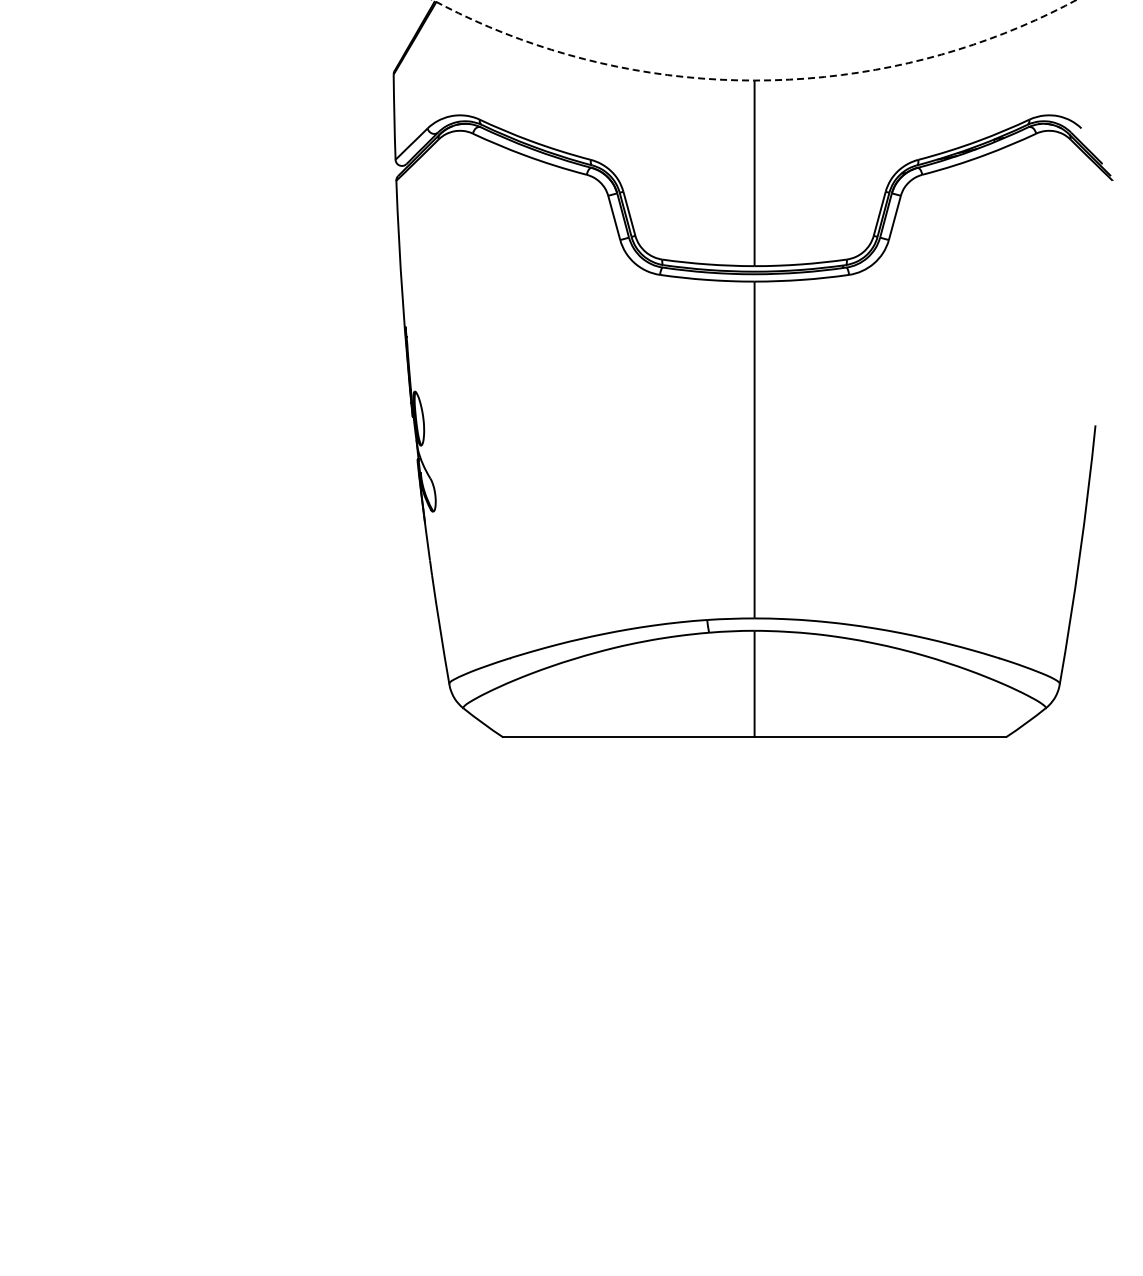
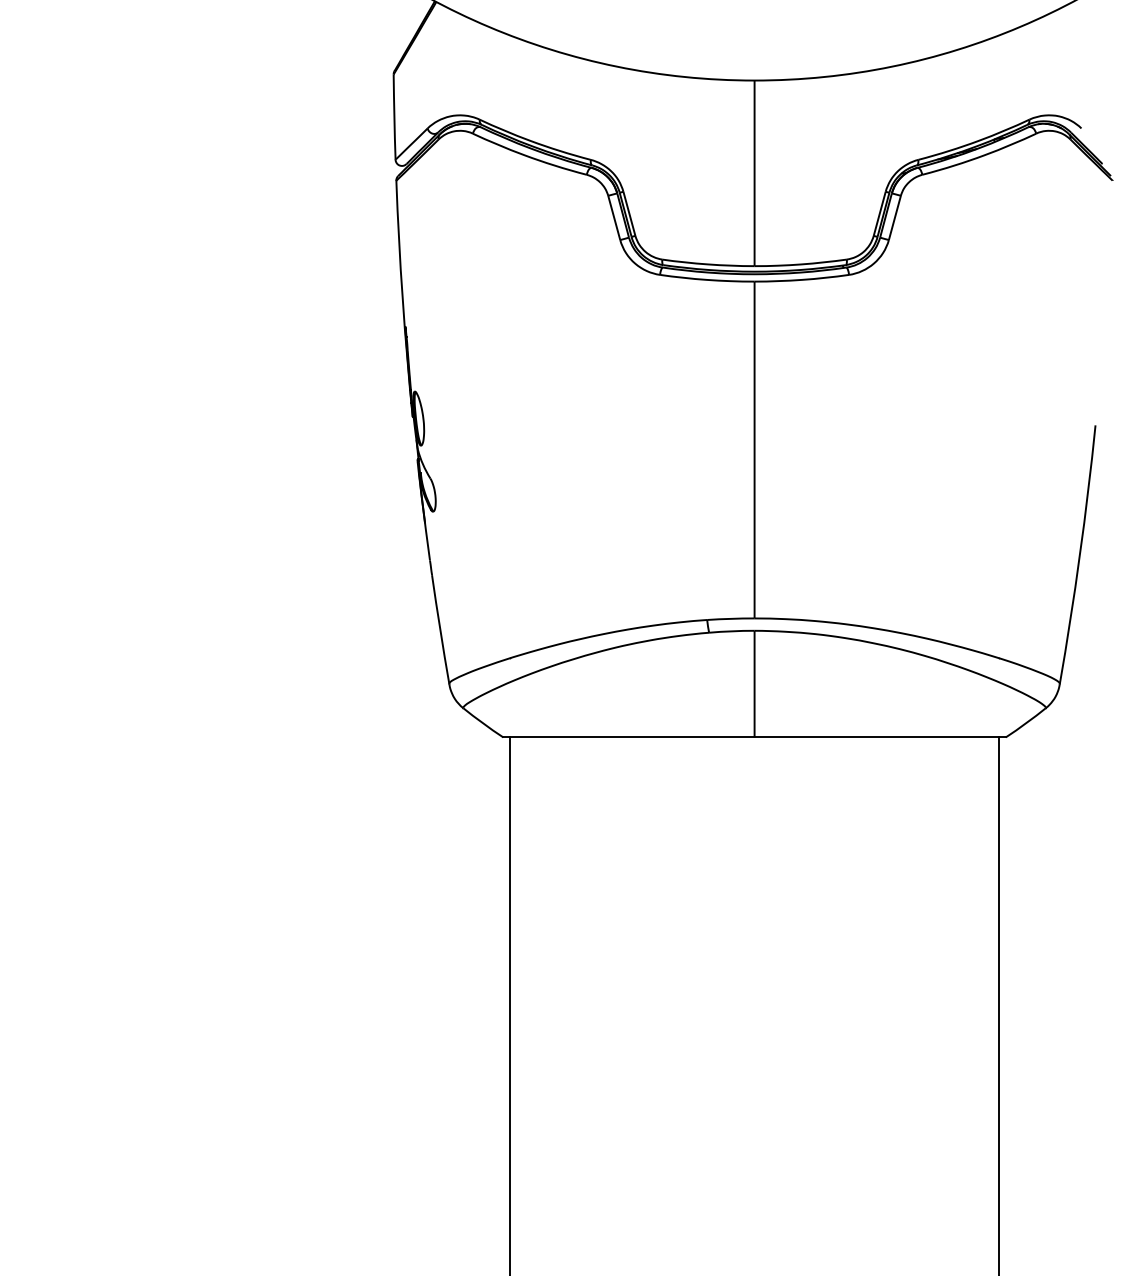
circle: dashed -> solid (754, 40)
line: none -> present (509, 1004)
line: none -> present (999, 1004)
